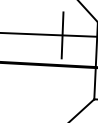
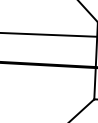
line: present -> none (62, 35)
